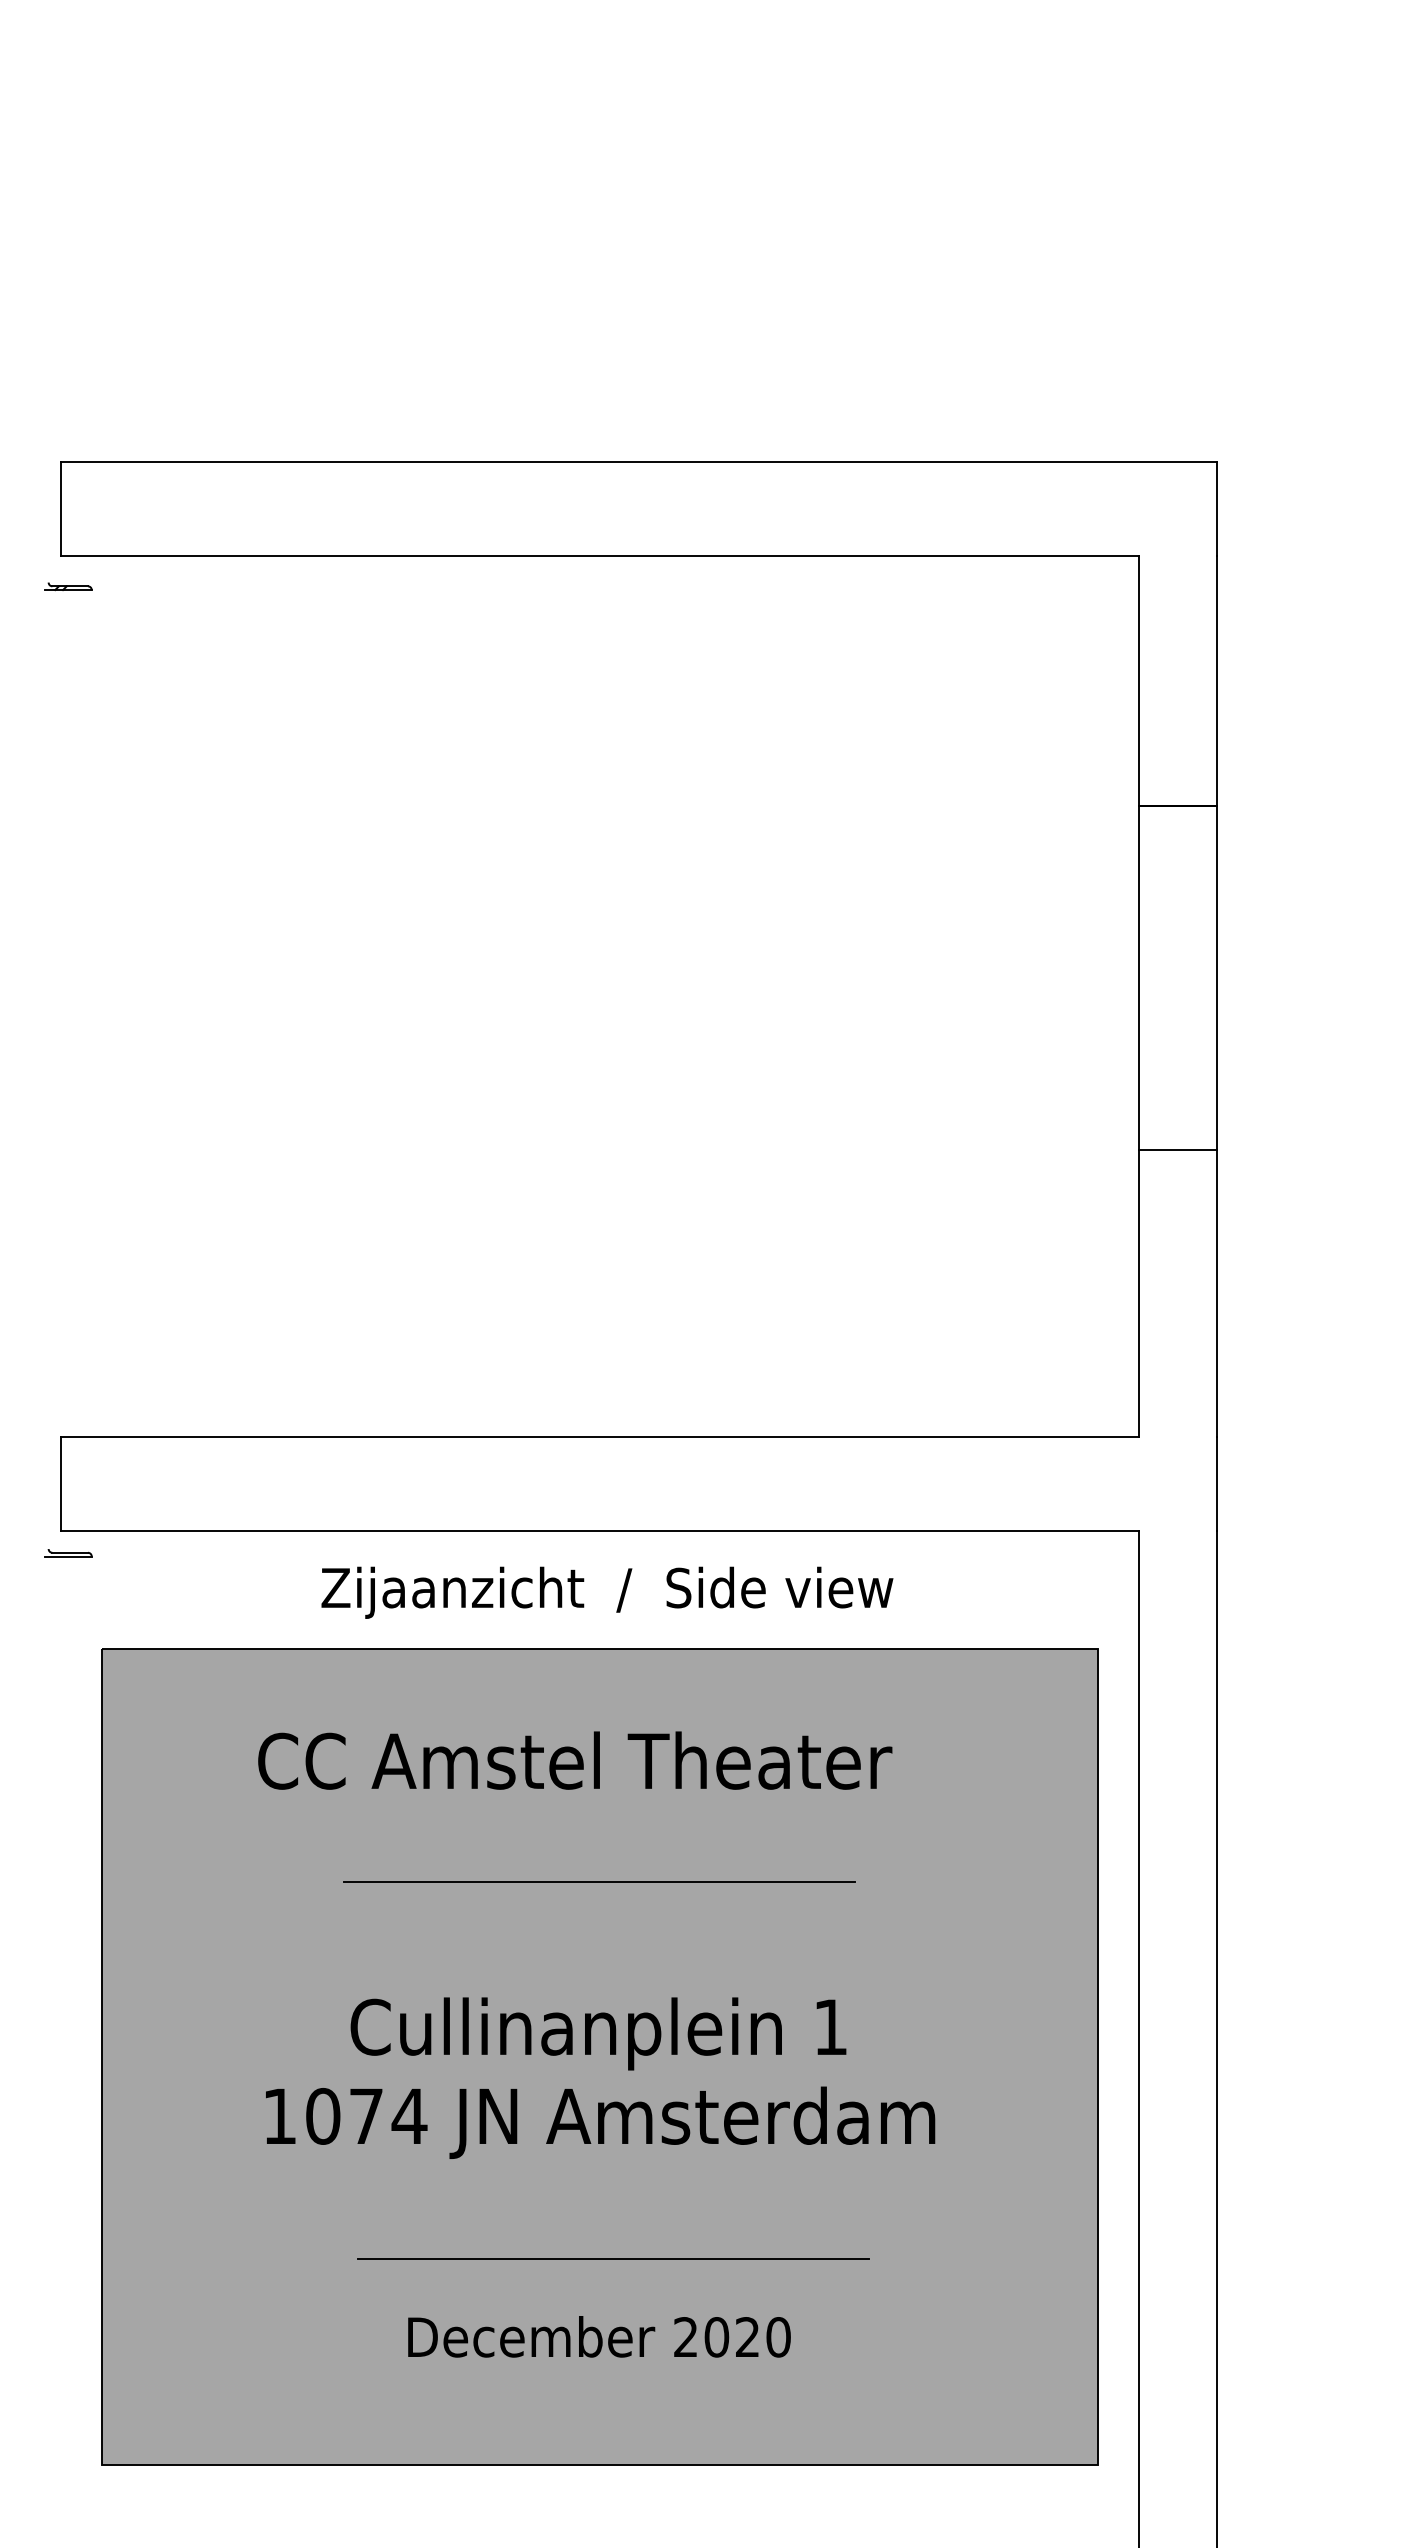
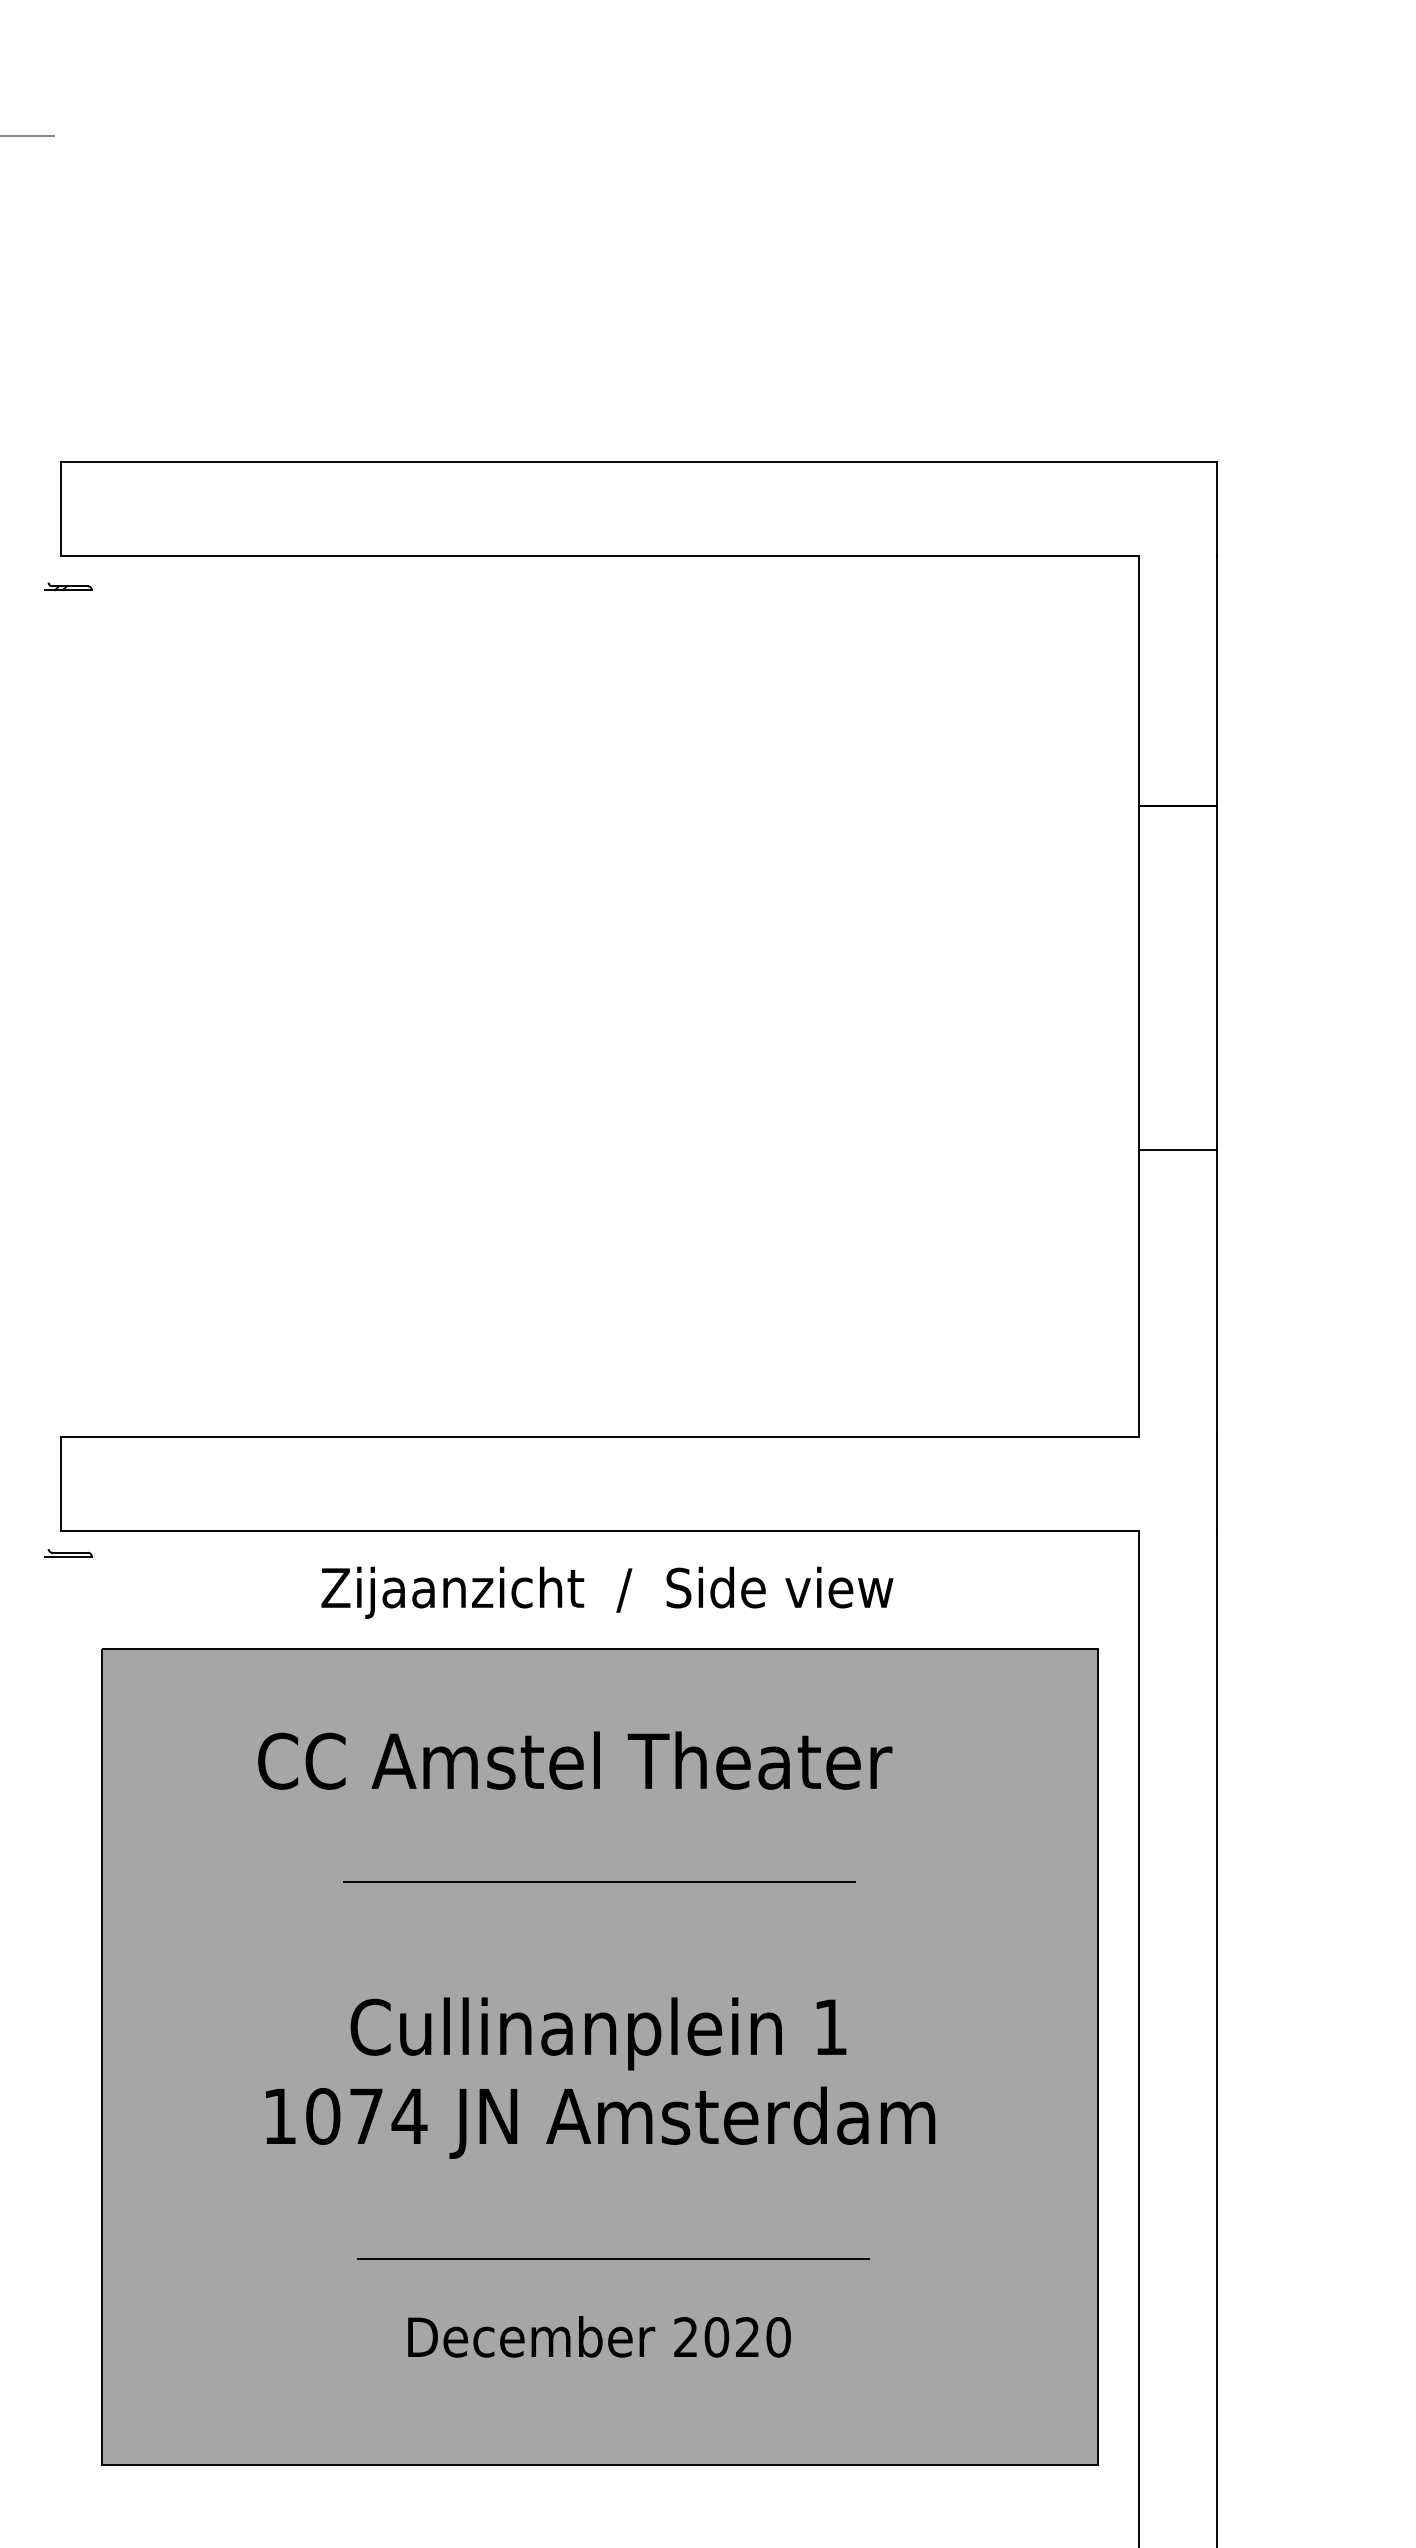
line: none -> present (27, 135)
